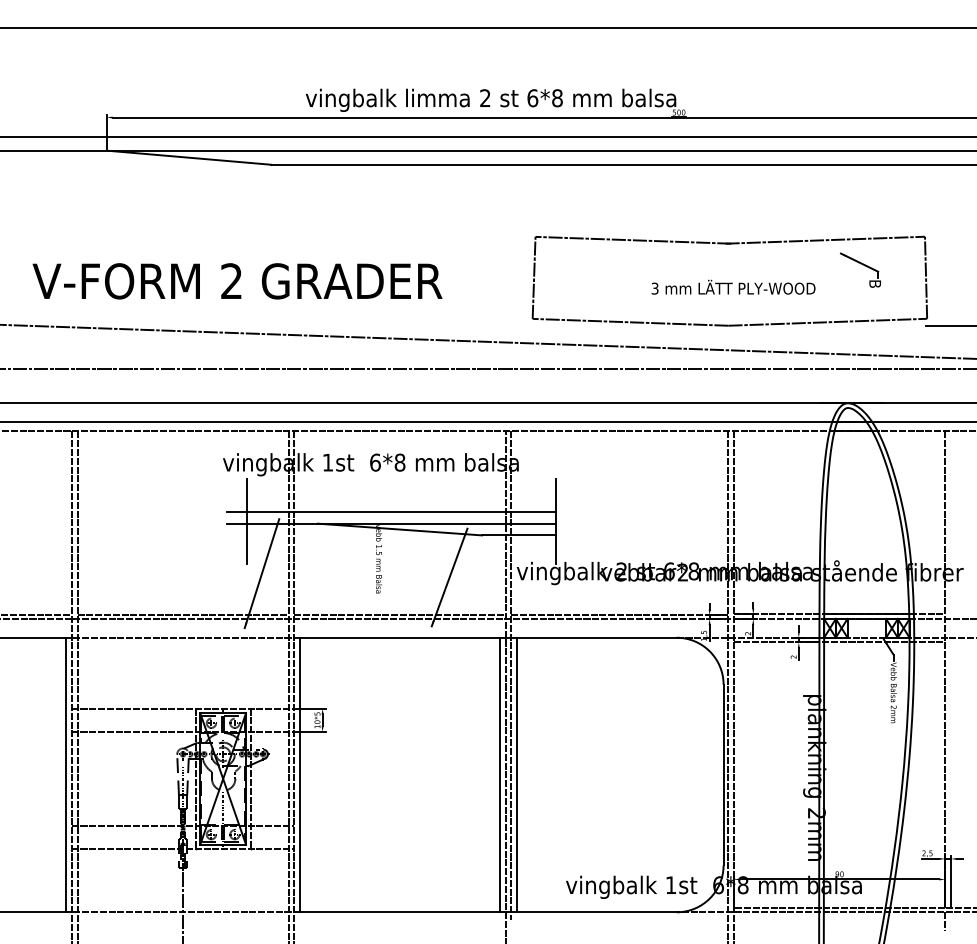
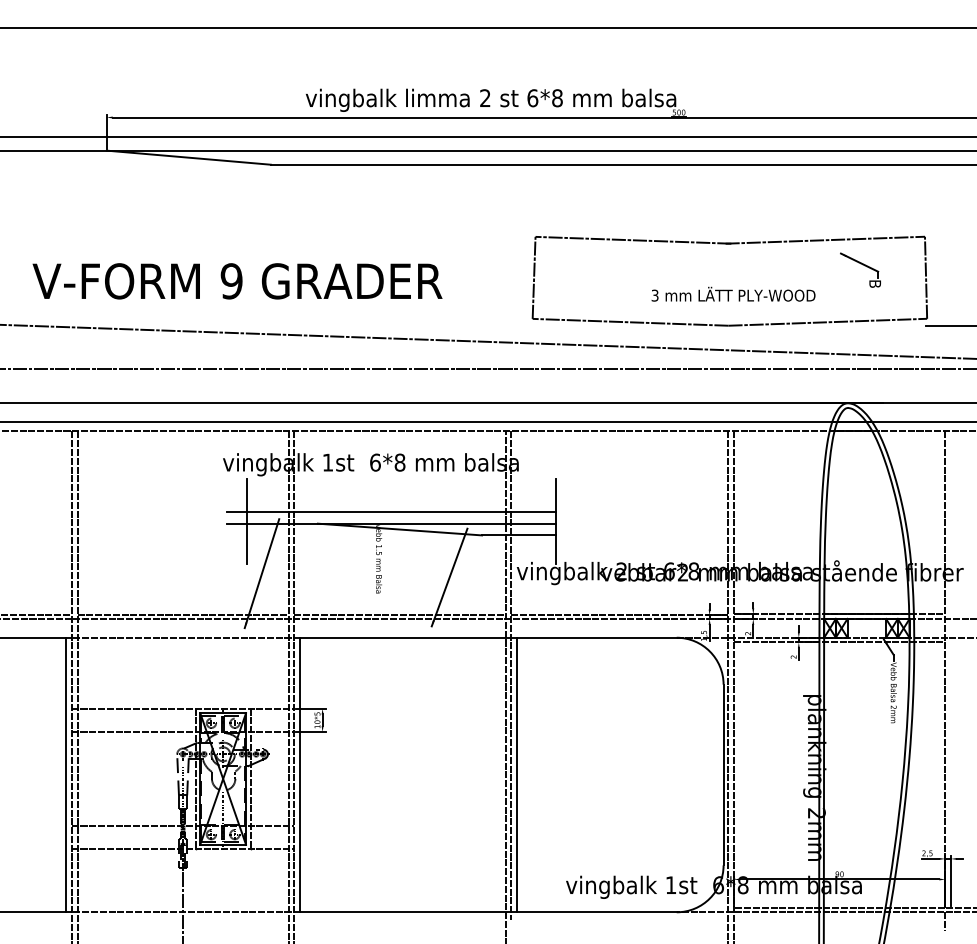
text: 2 -> 9 (231, 281)
text position: (733, 286) -> (733, 293) (733, 293)
line: present -> none (499, 774)
